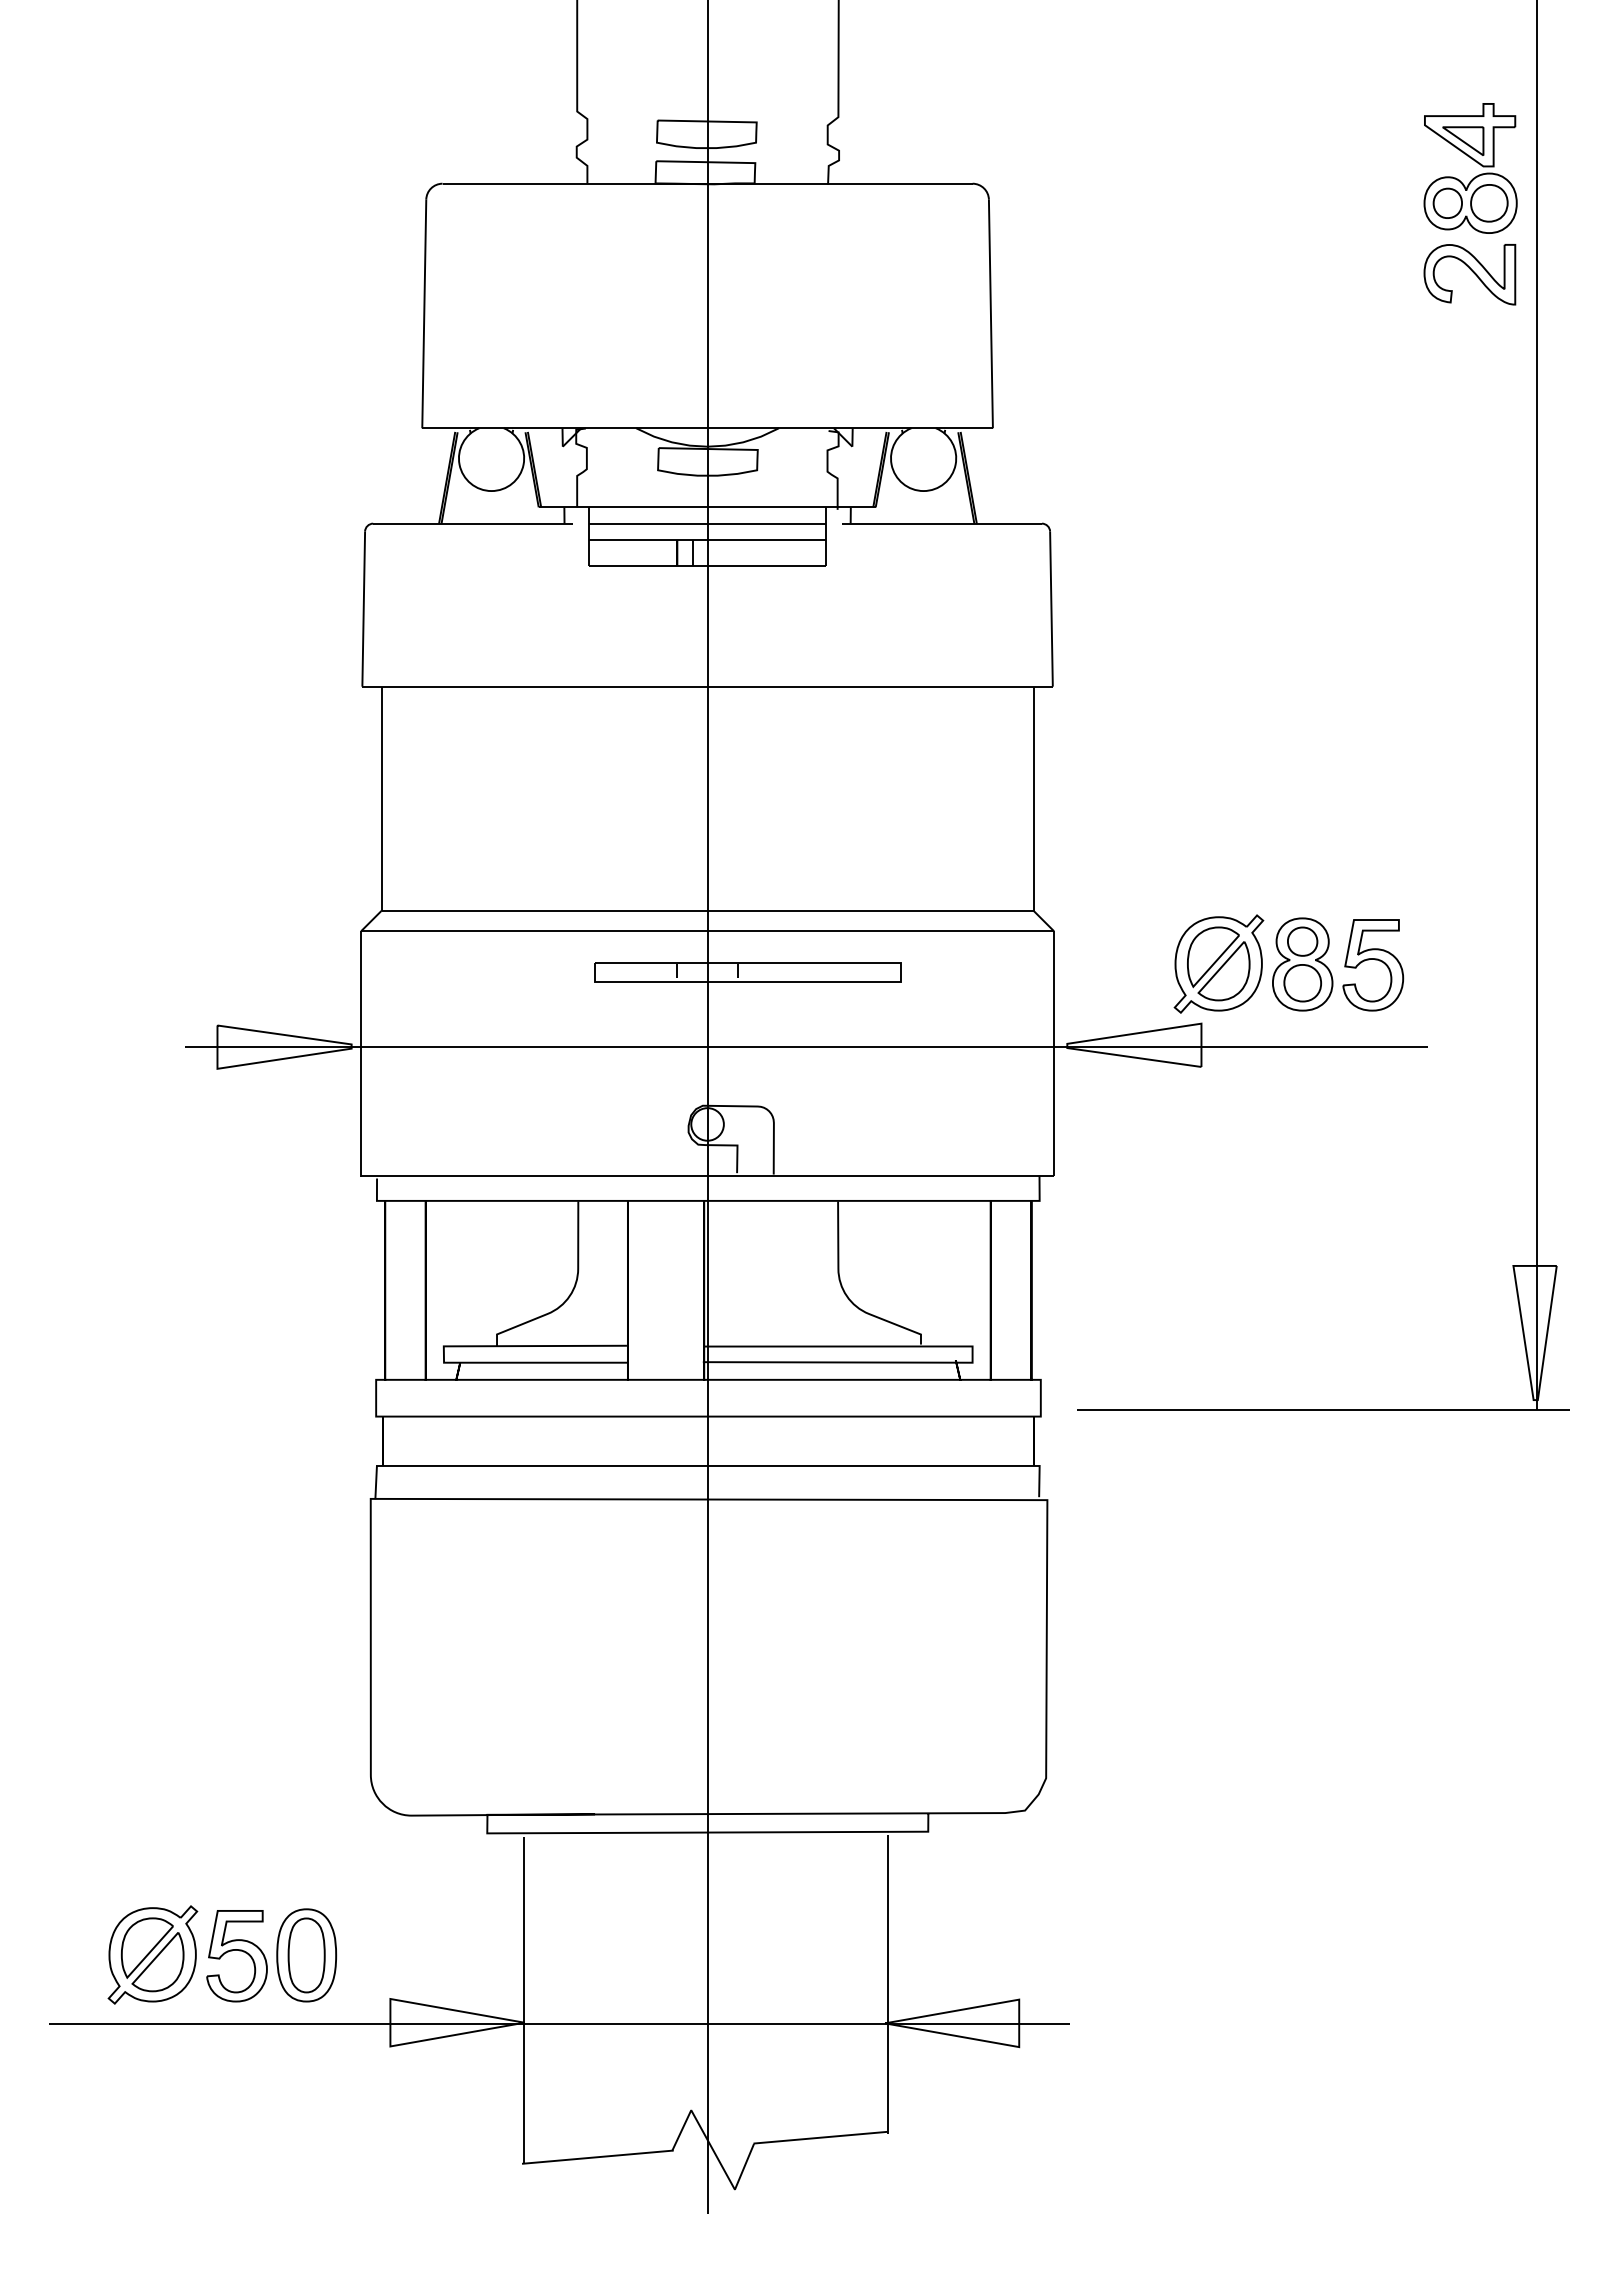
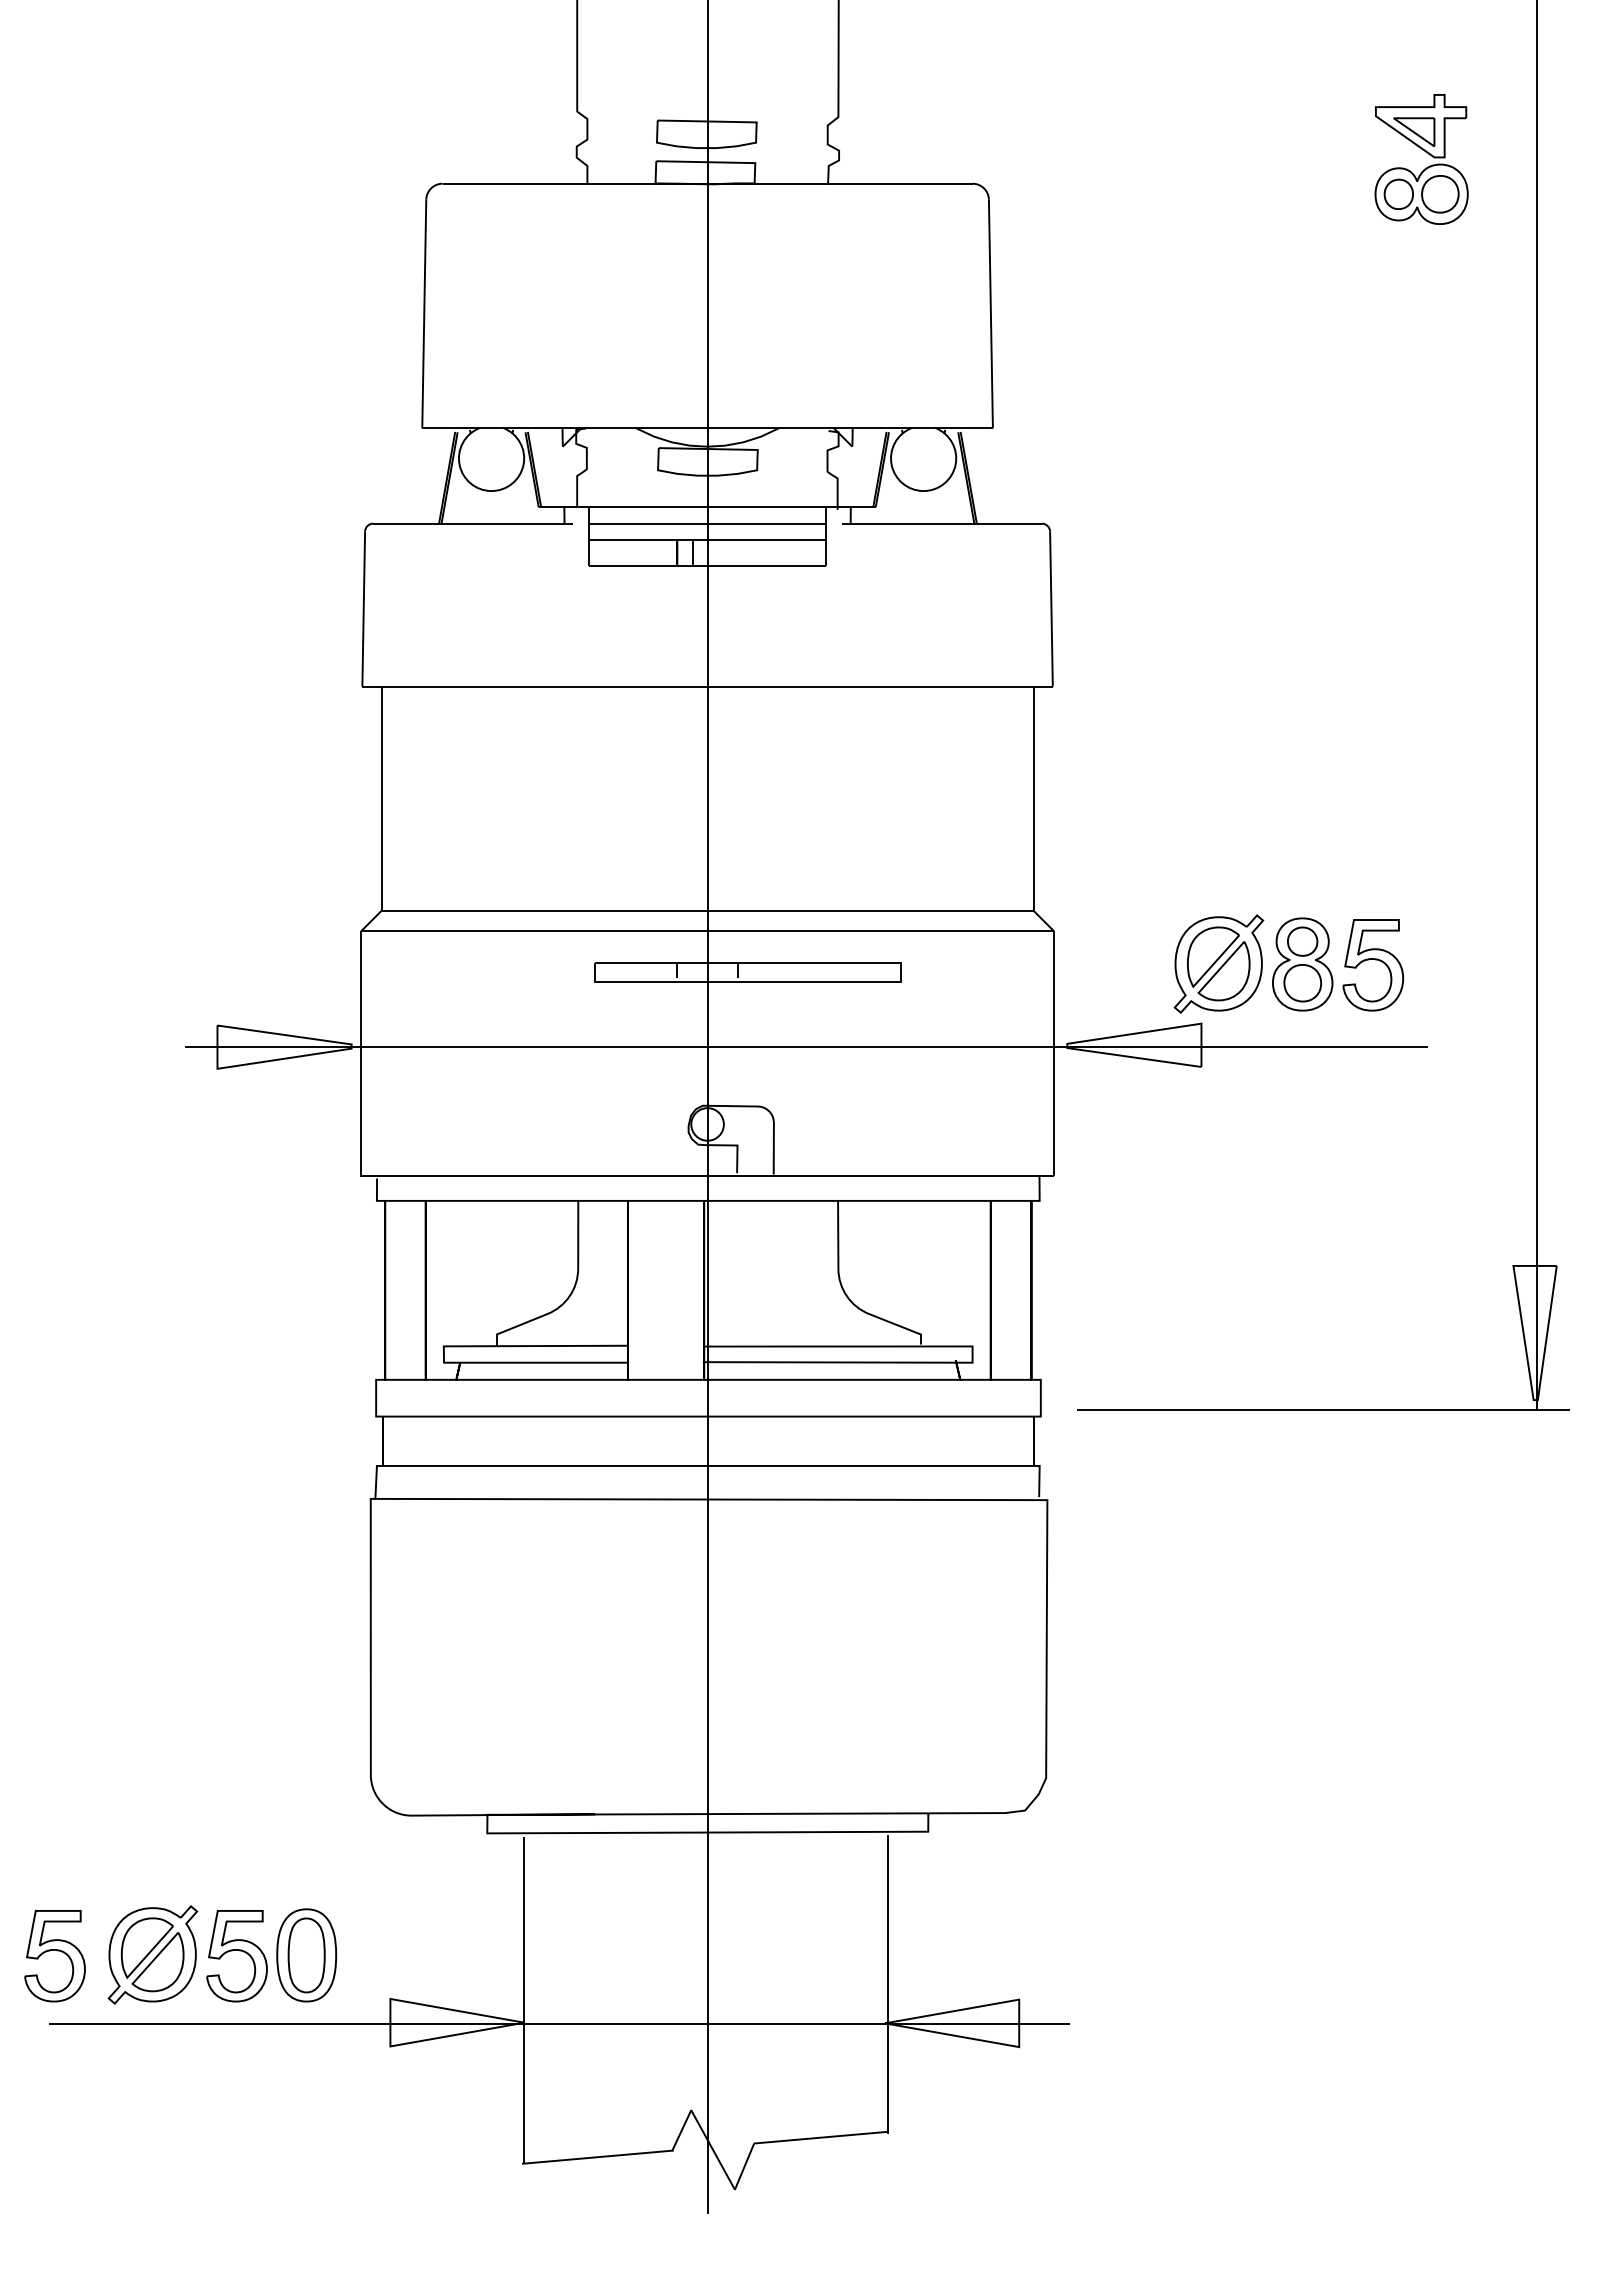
part position: (1474, 161) -> (1425, 152) (1425, 152)
part: present -> none (1469, 274)
part: none -> present (54, 1956)
